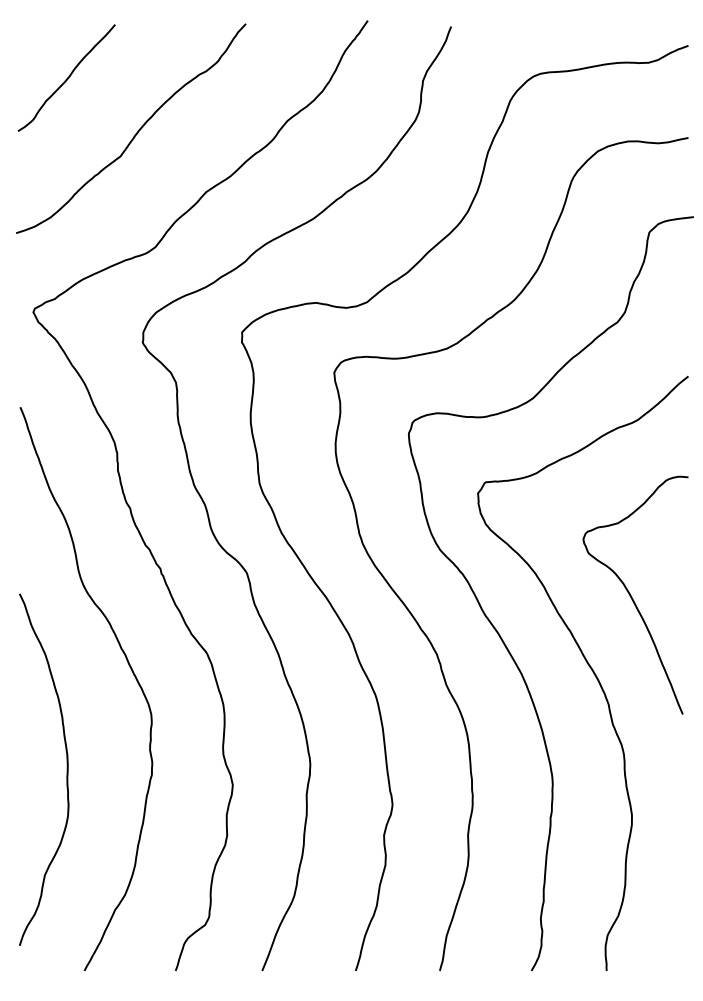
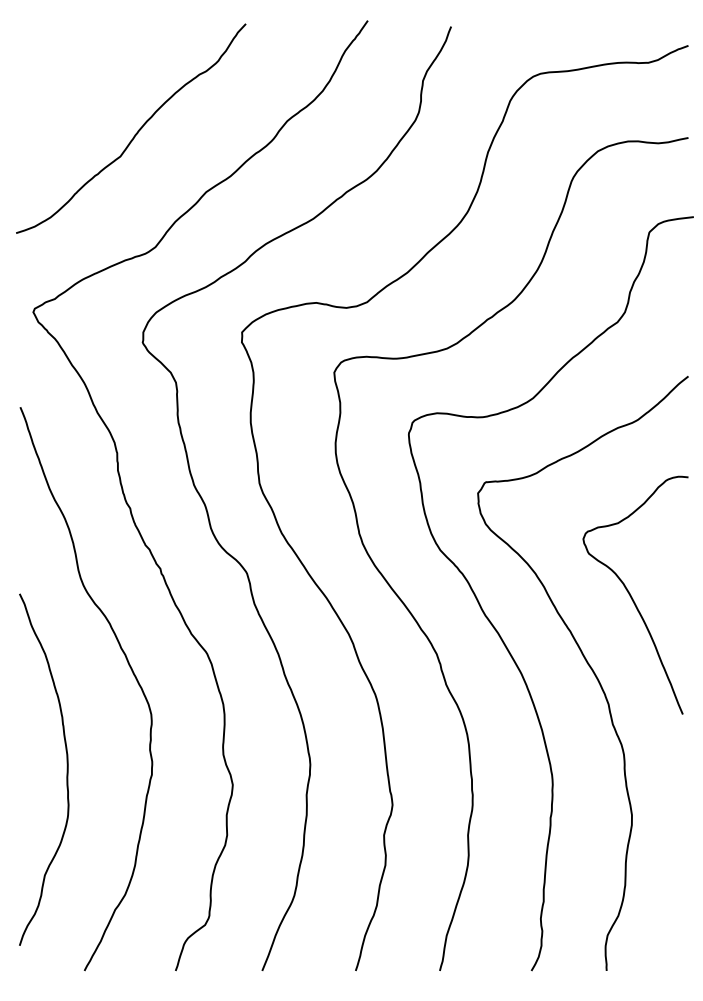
curve: present -> none (67, 77)
